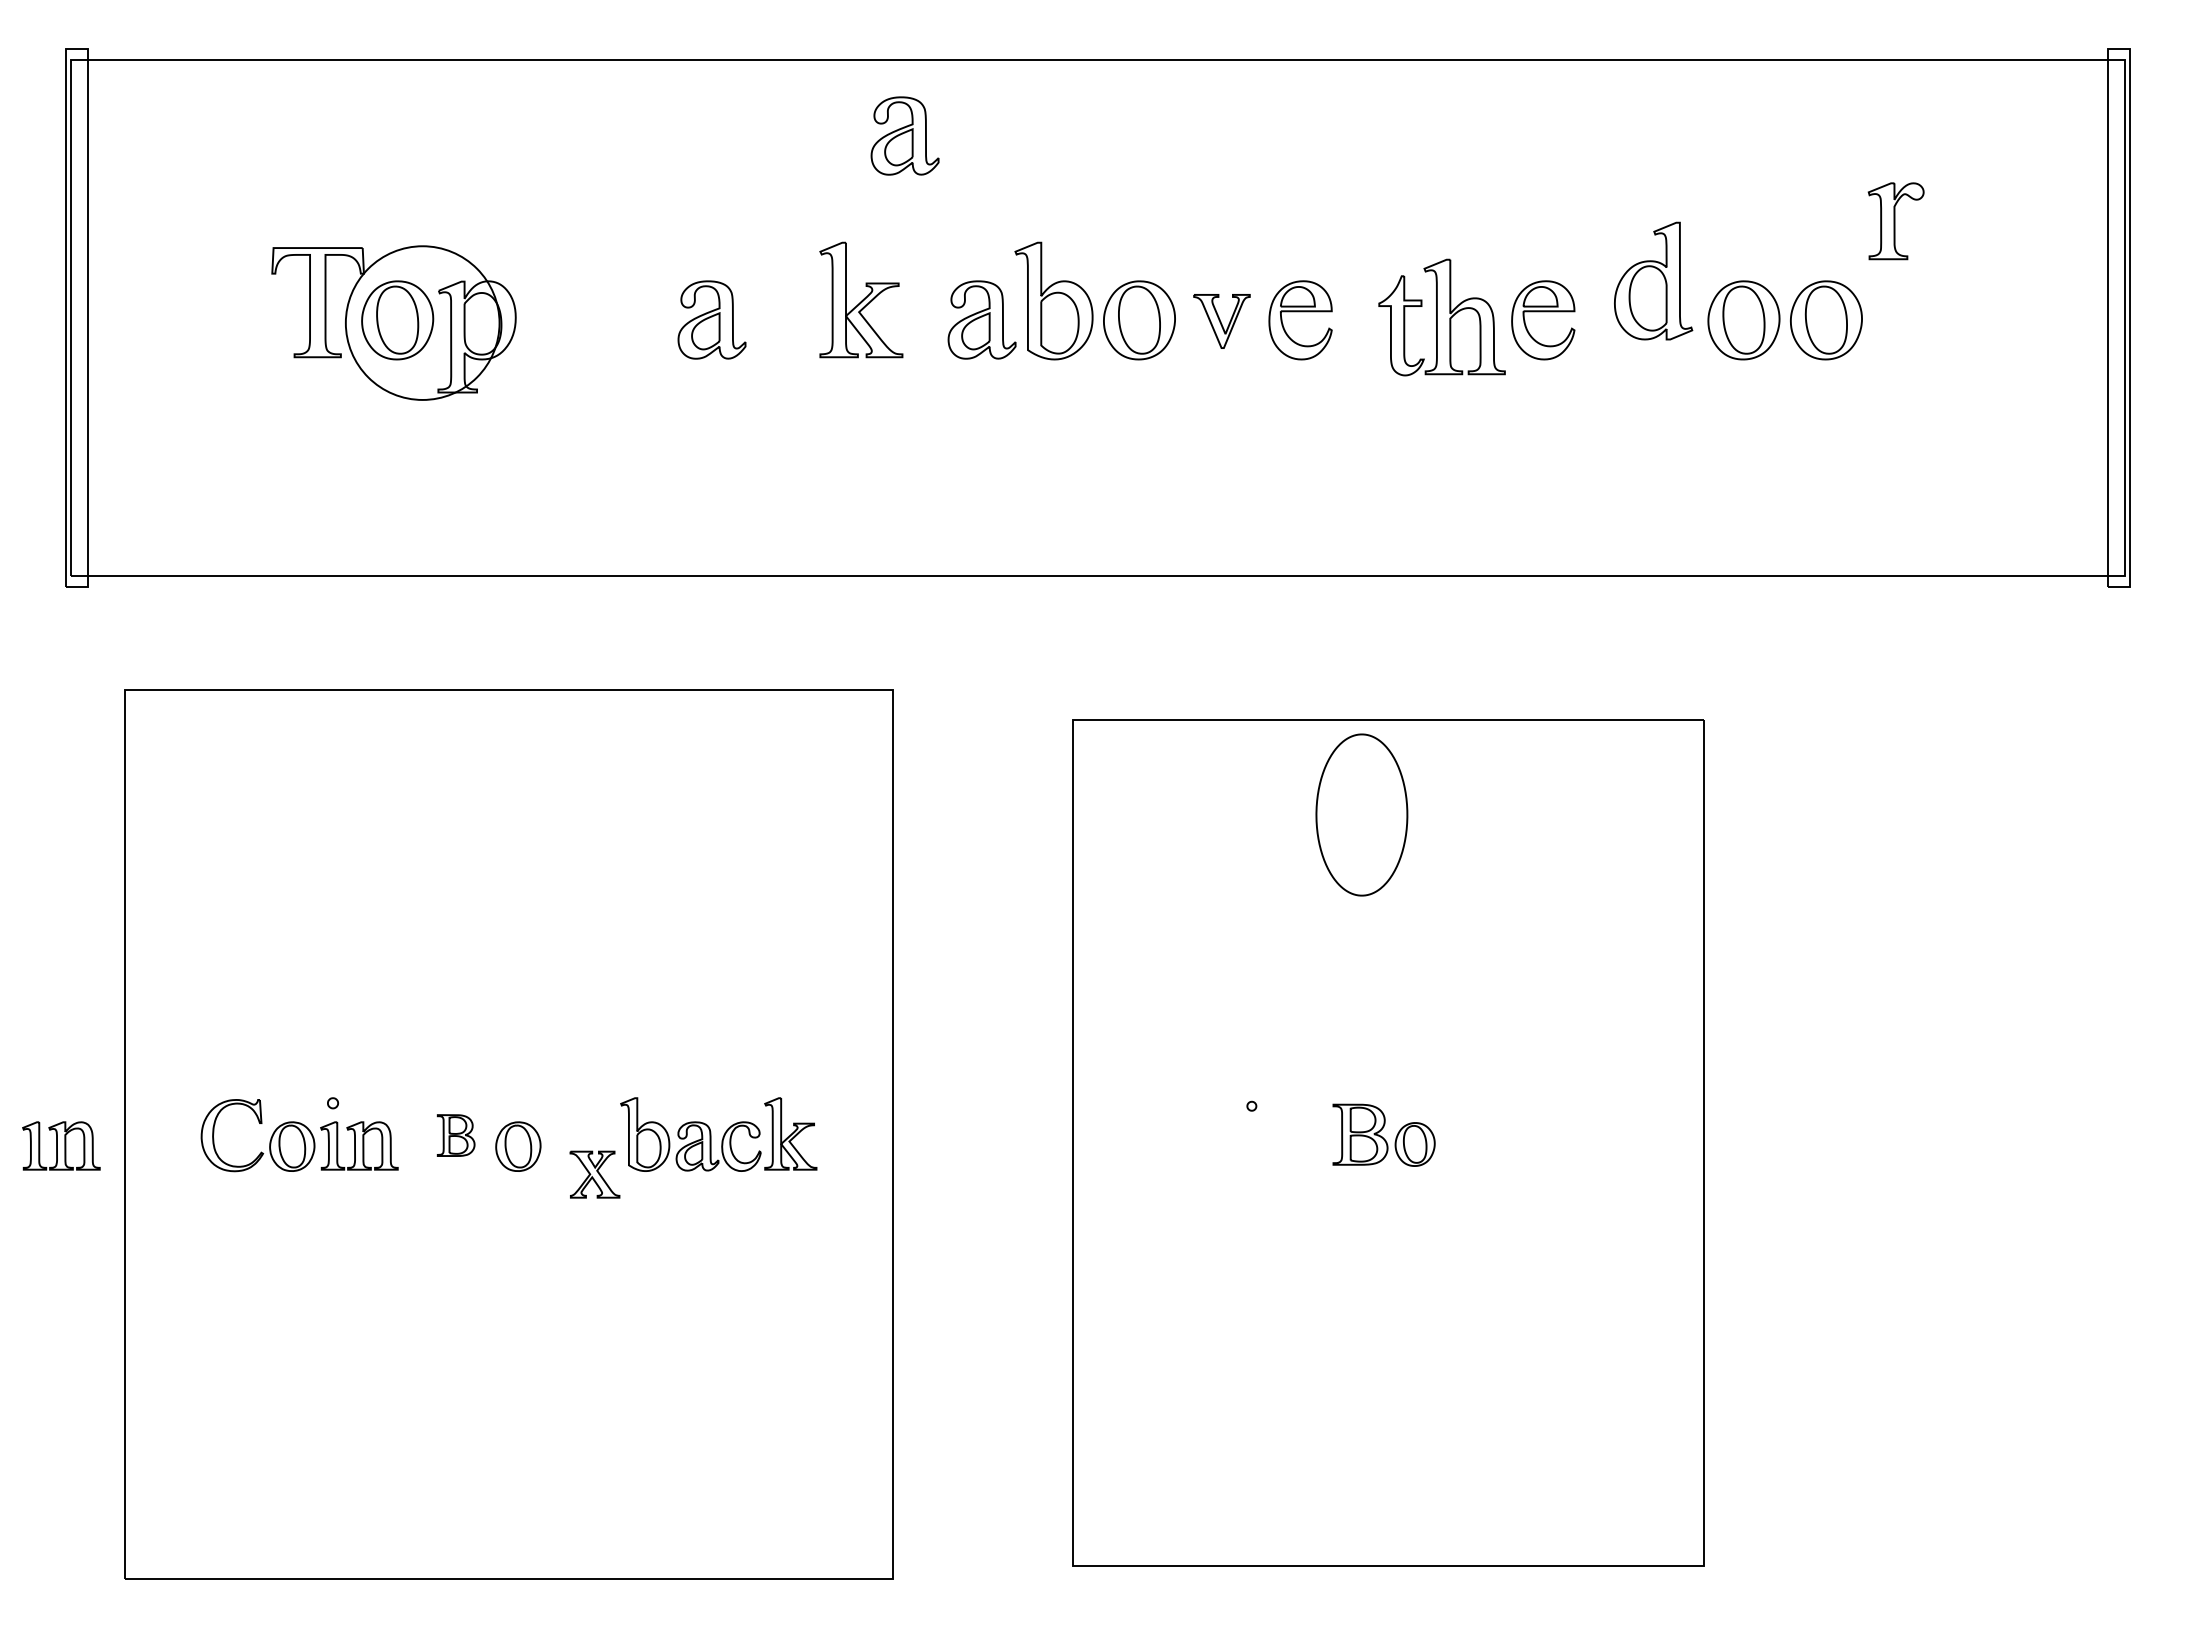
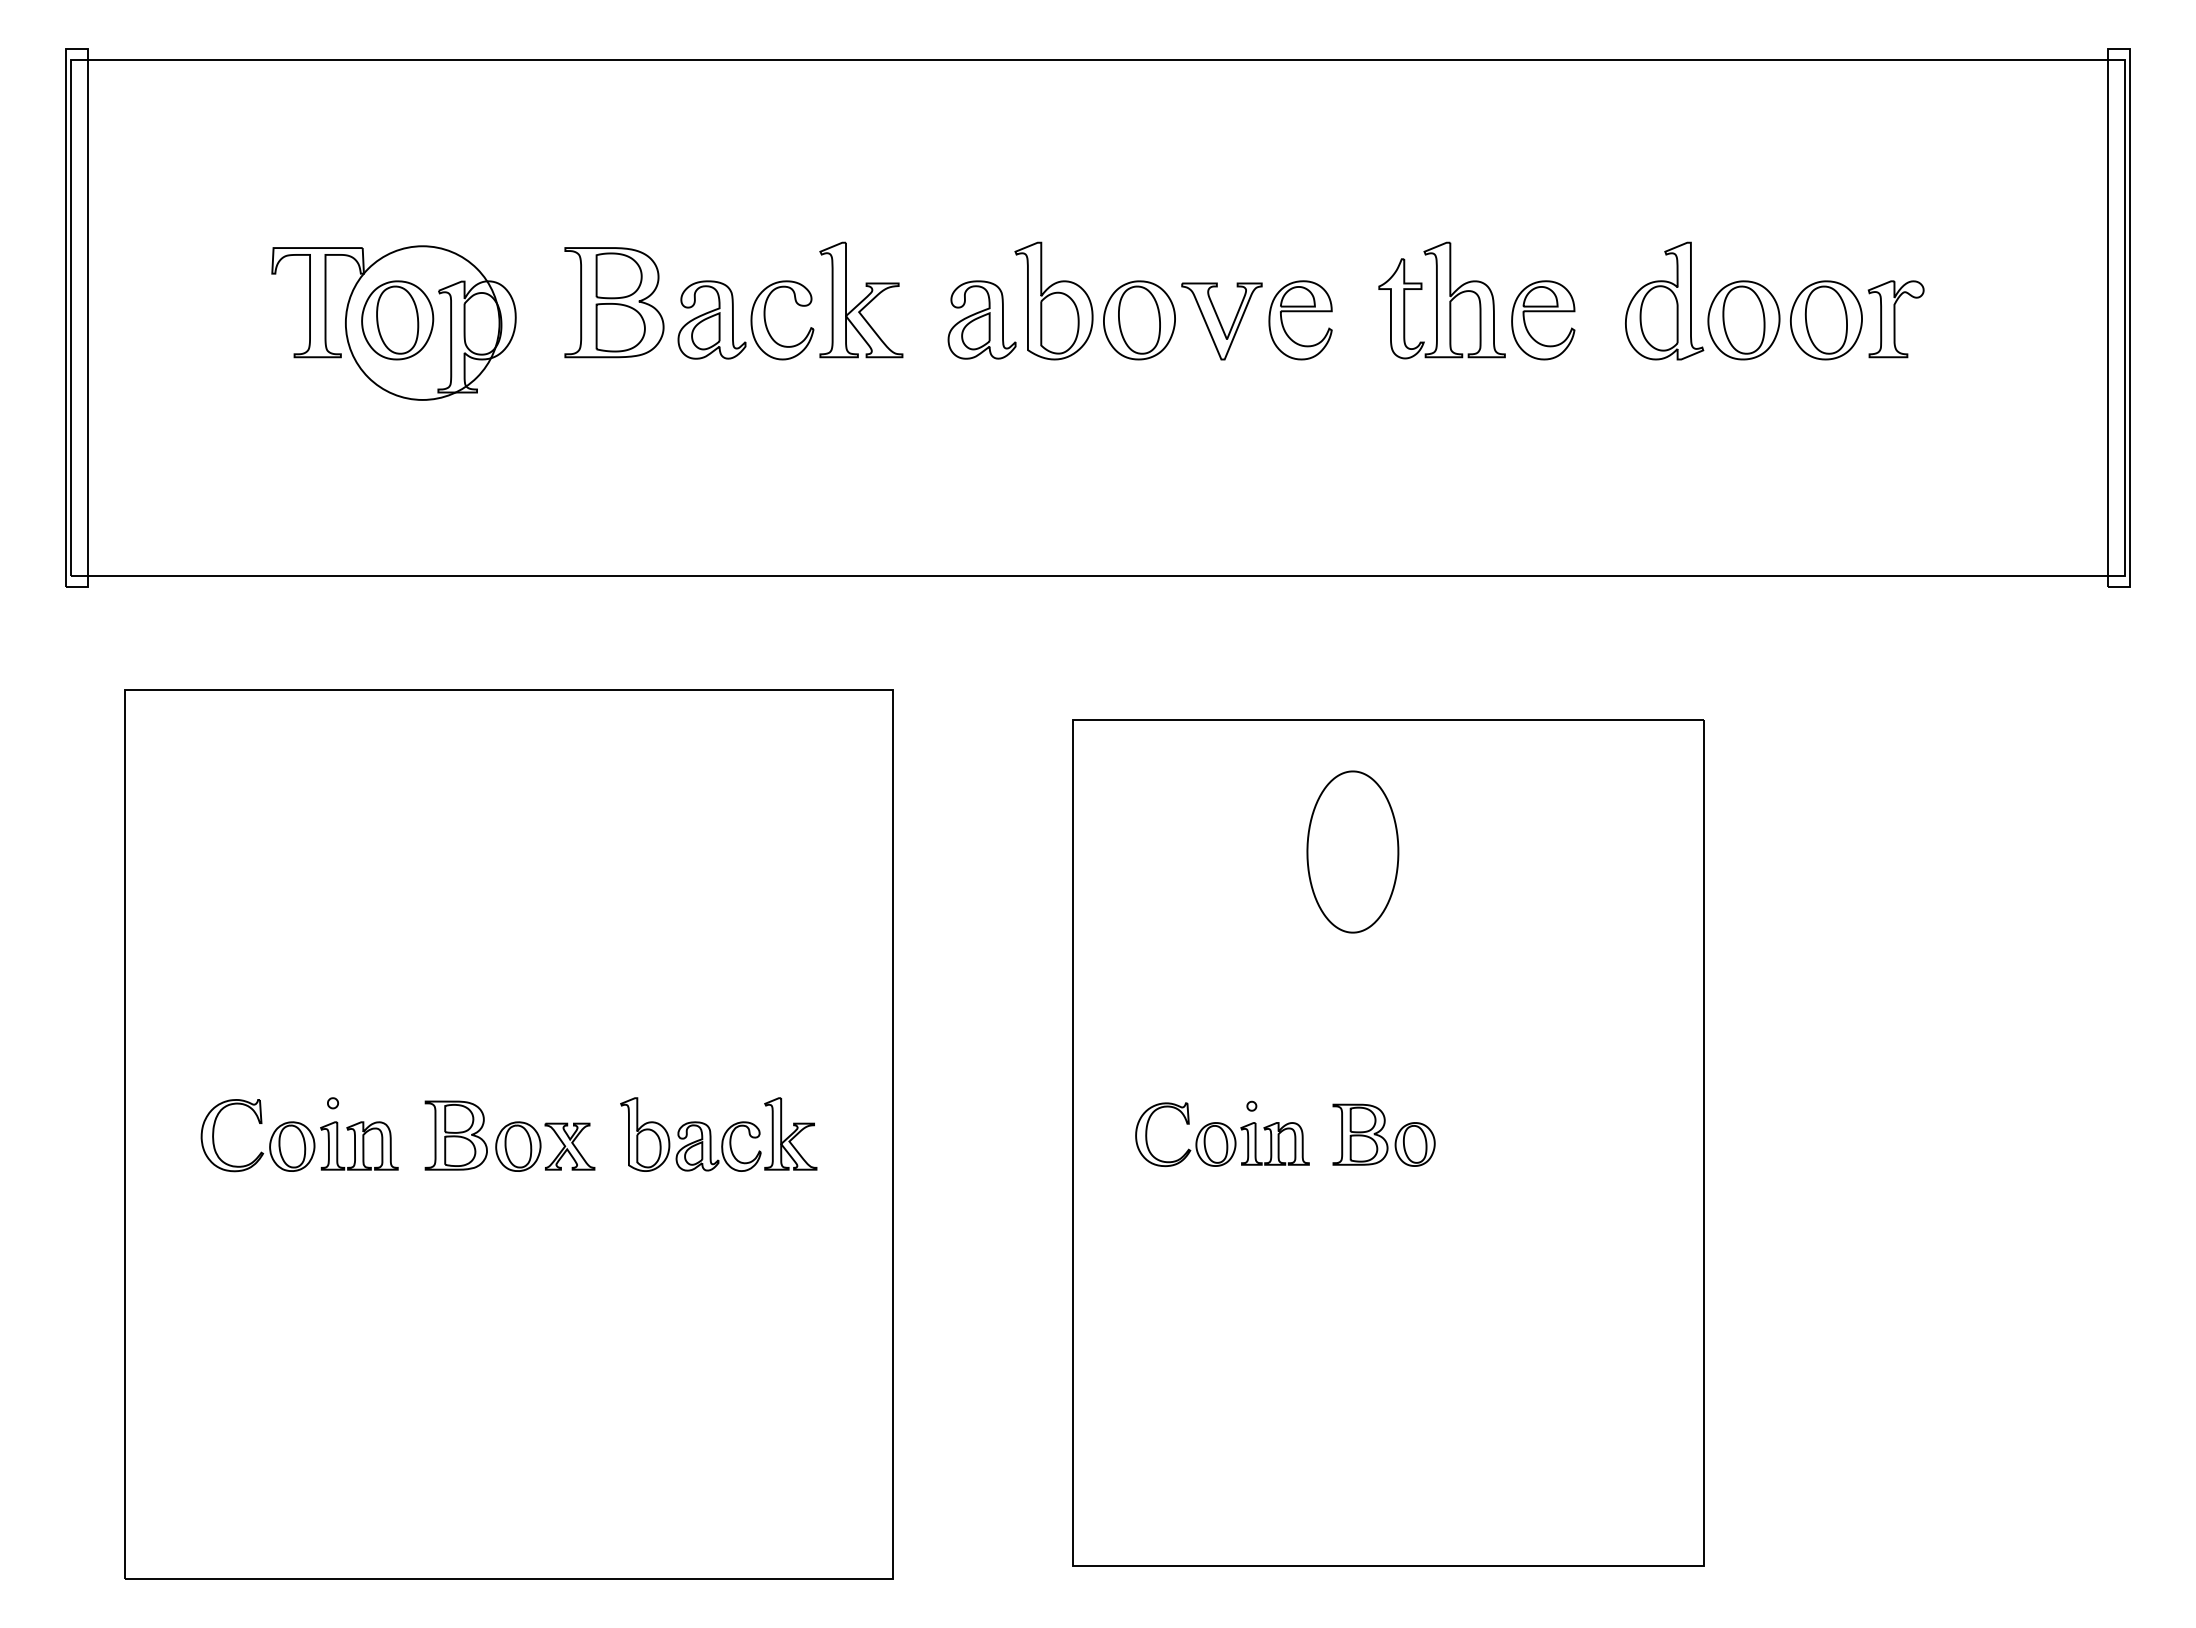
part: present -> none (904, 135)
part position: (1895, 221) -> (1895, 319) (1895, 319)
part position: (1653, 280) -> (1664, 300) (1664, 300)
part: none -> present (614, 302)
part position: (1441, 317) -> (1441, 300) (1441, 300)
part: none -> present (766, 321)
part size: 58x55 px -> 82x79 px (1221, 321)
part position: (1361, 814) -> (1352, 851) (1352, 851)
part: none -> present (1222, 1134)
part size: 40x43 px -> 64x71 px (455, 1135)
part: present -> none (61, 1145)
part position: (594, 1174) -> (569, 1146) (569, 1146)
